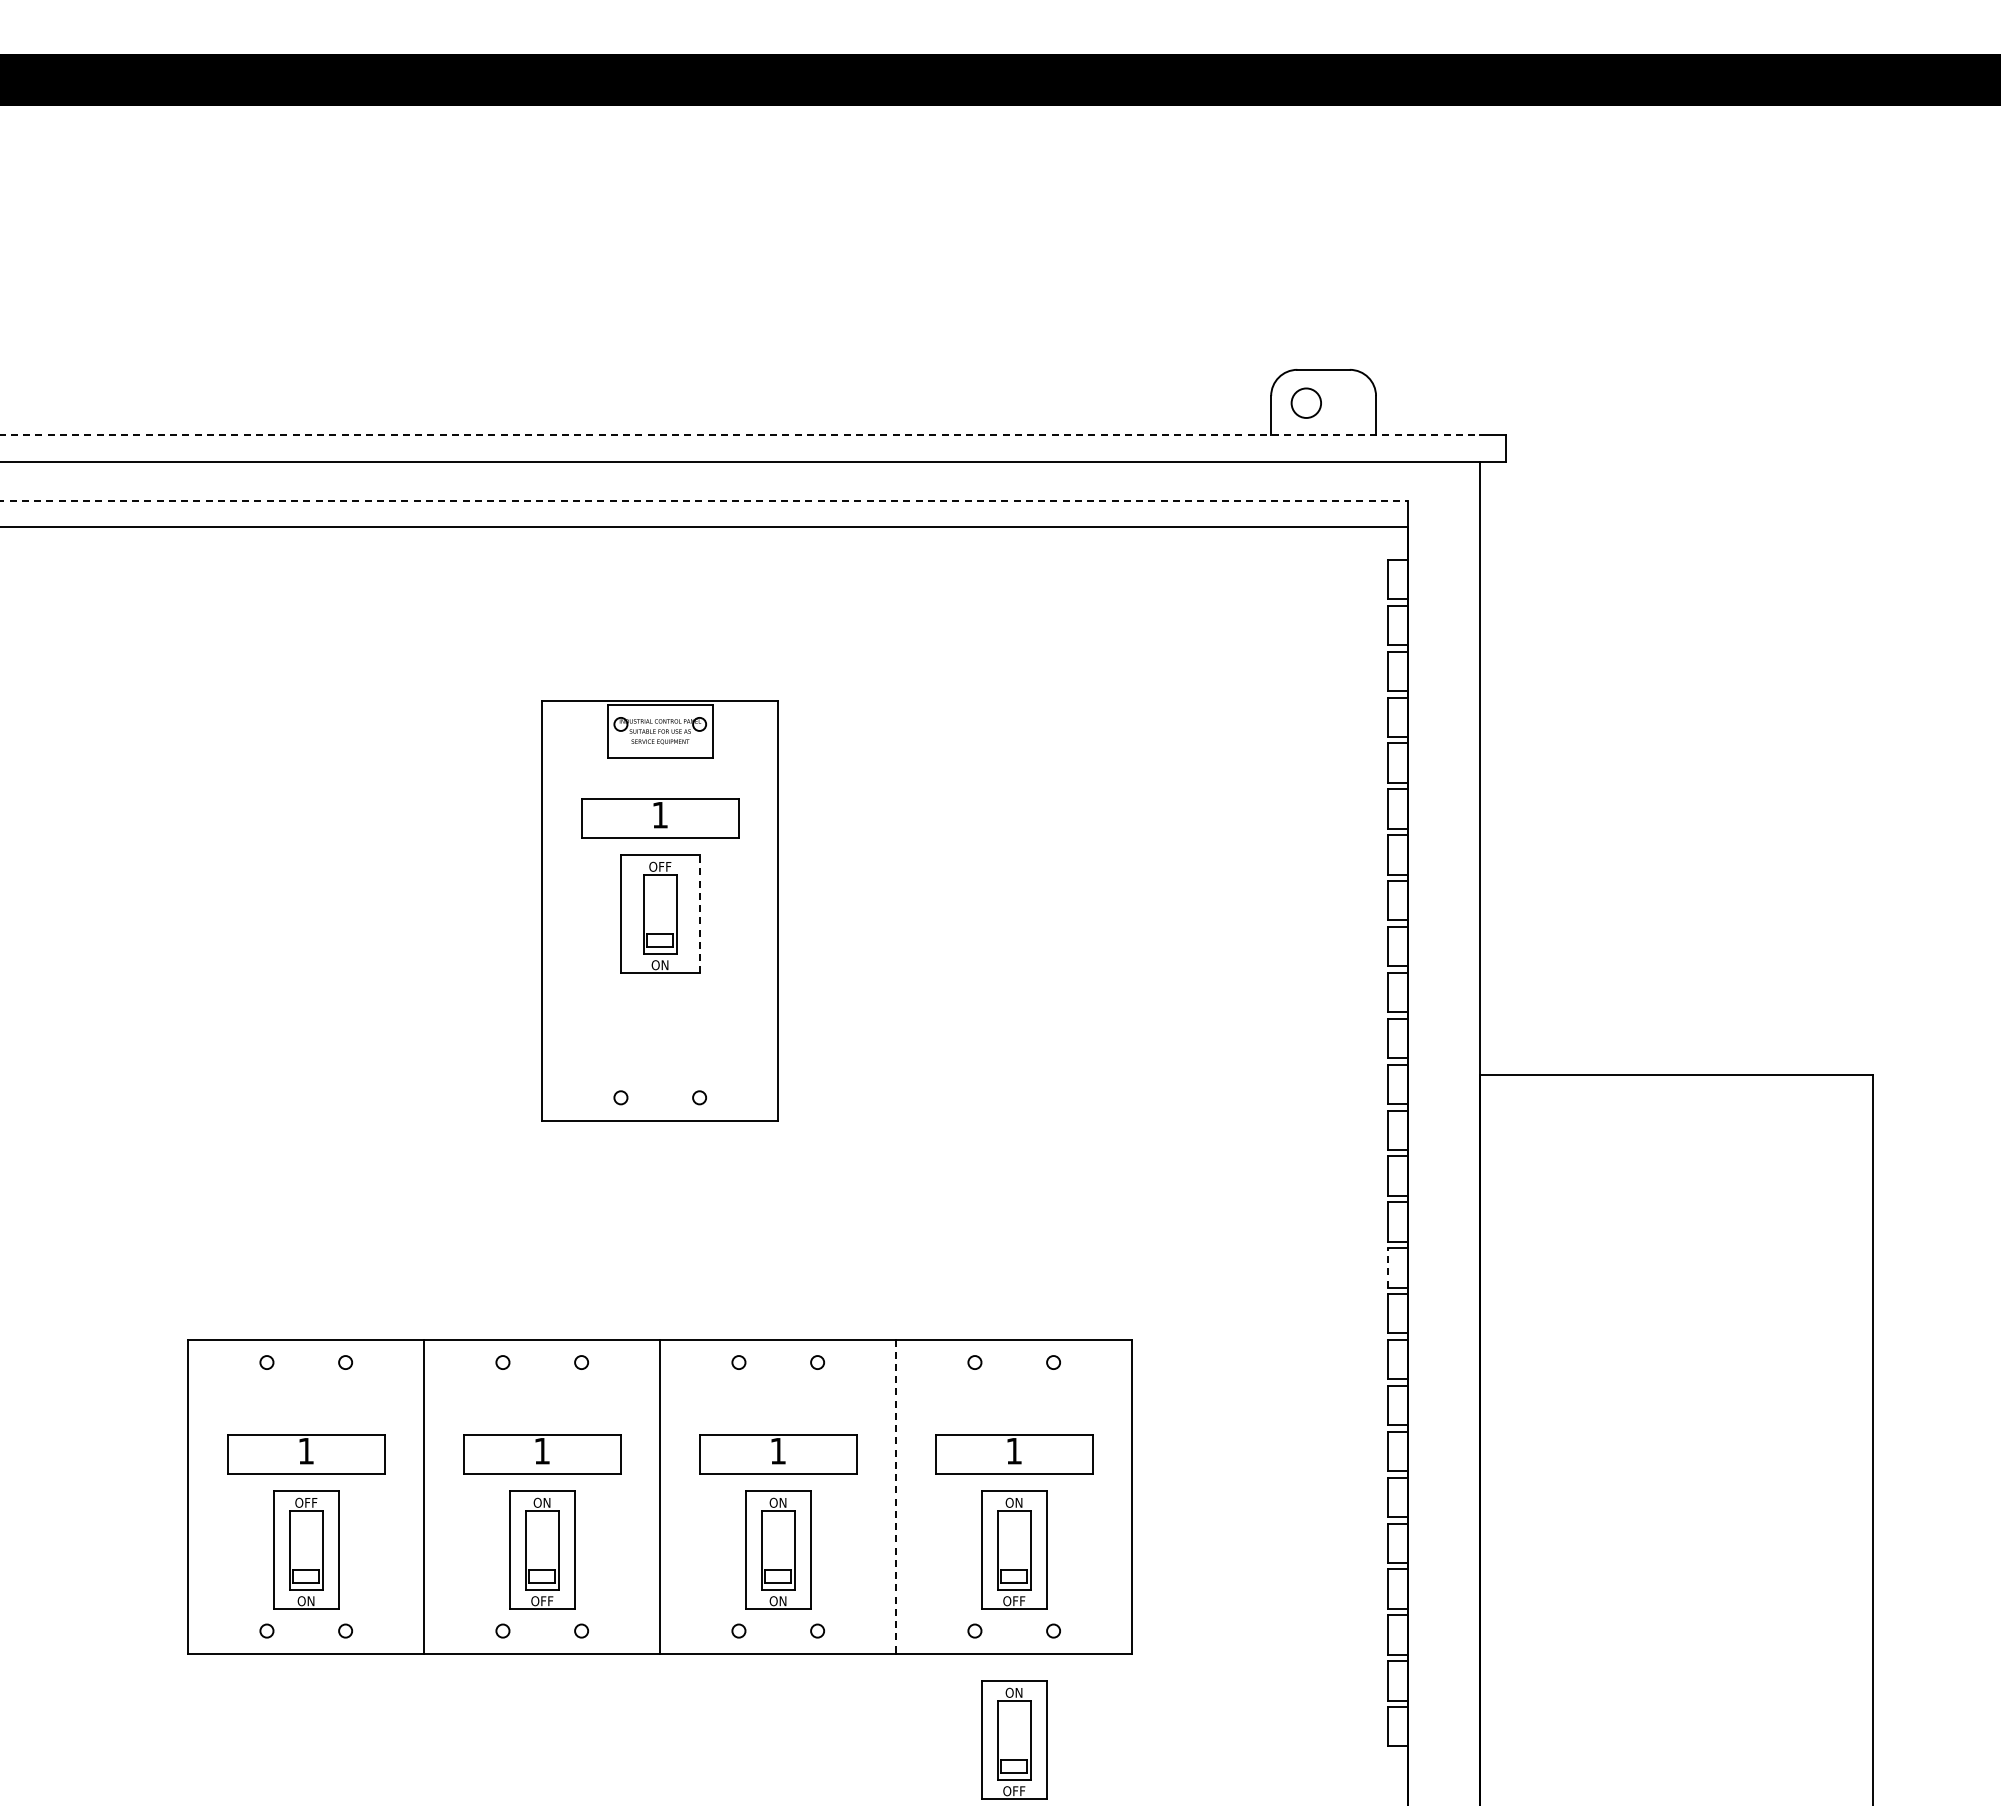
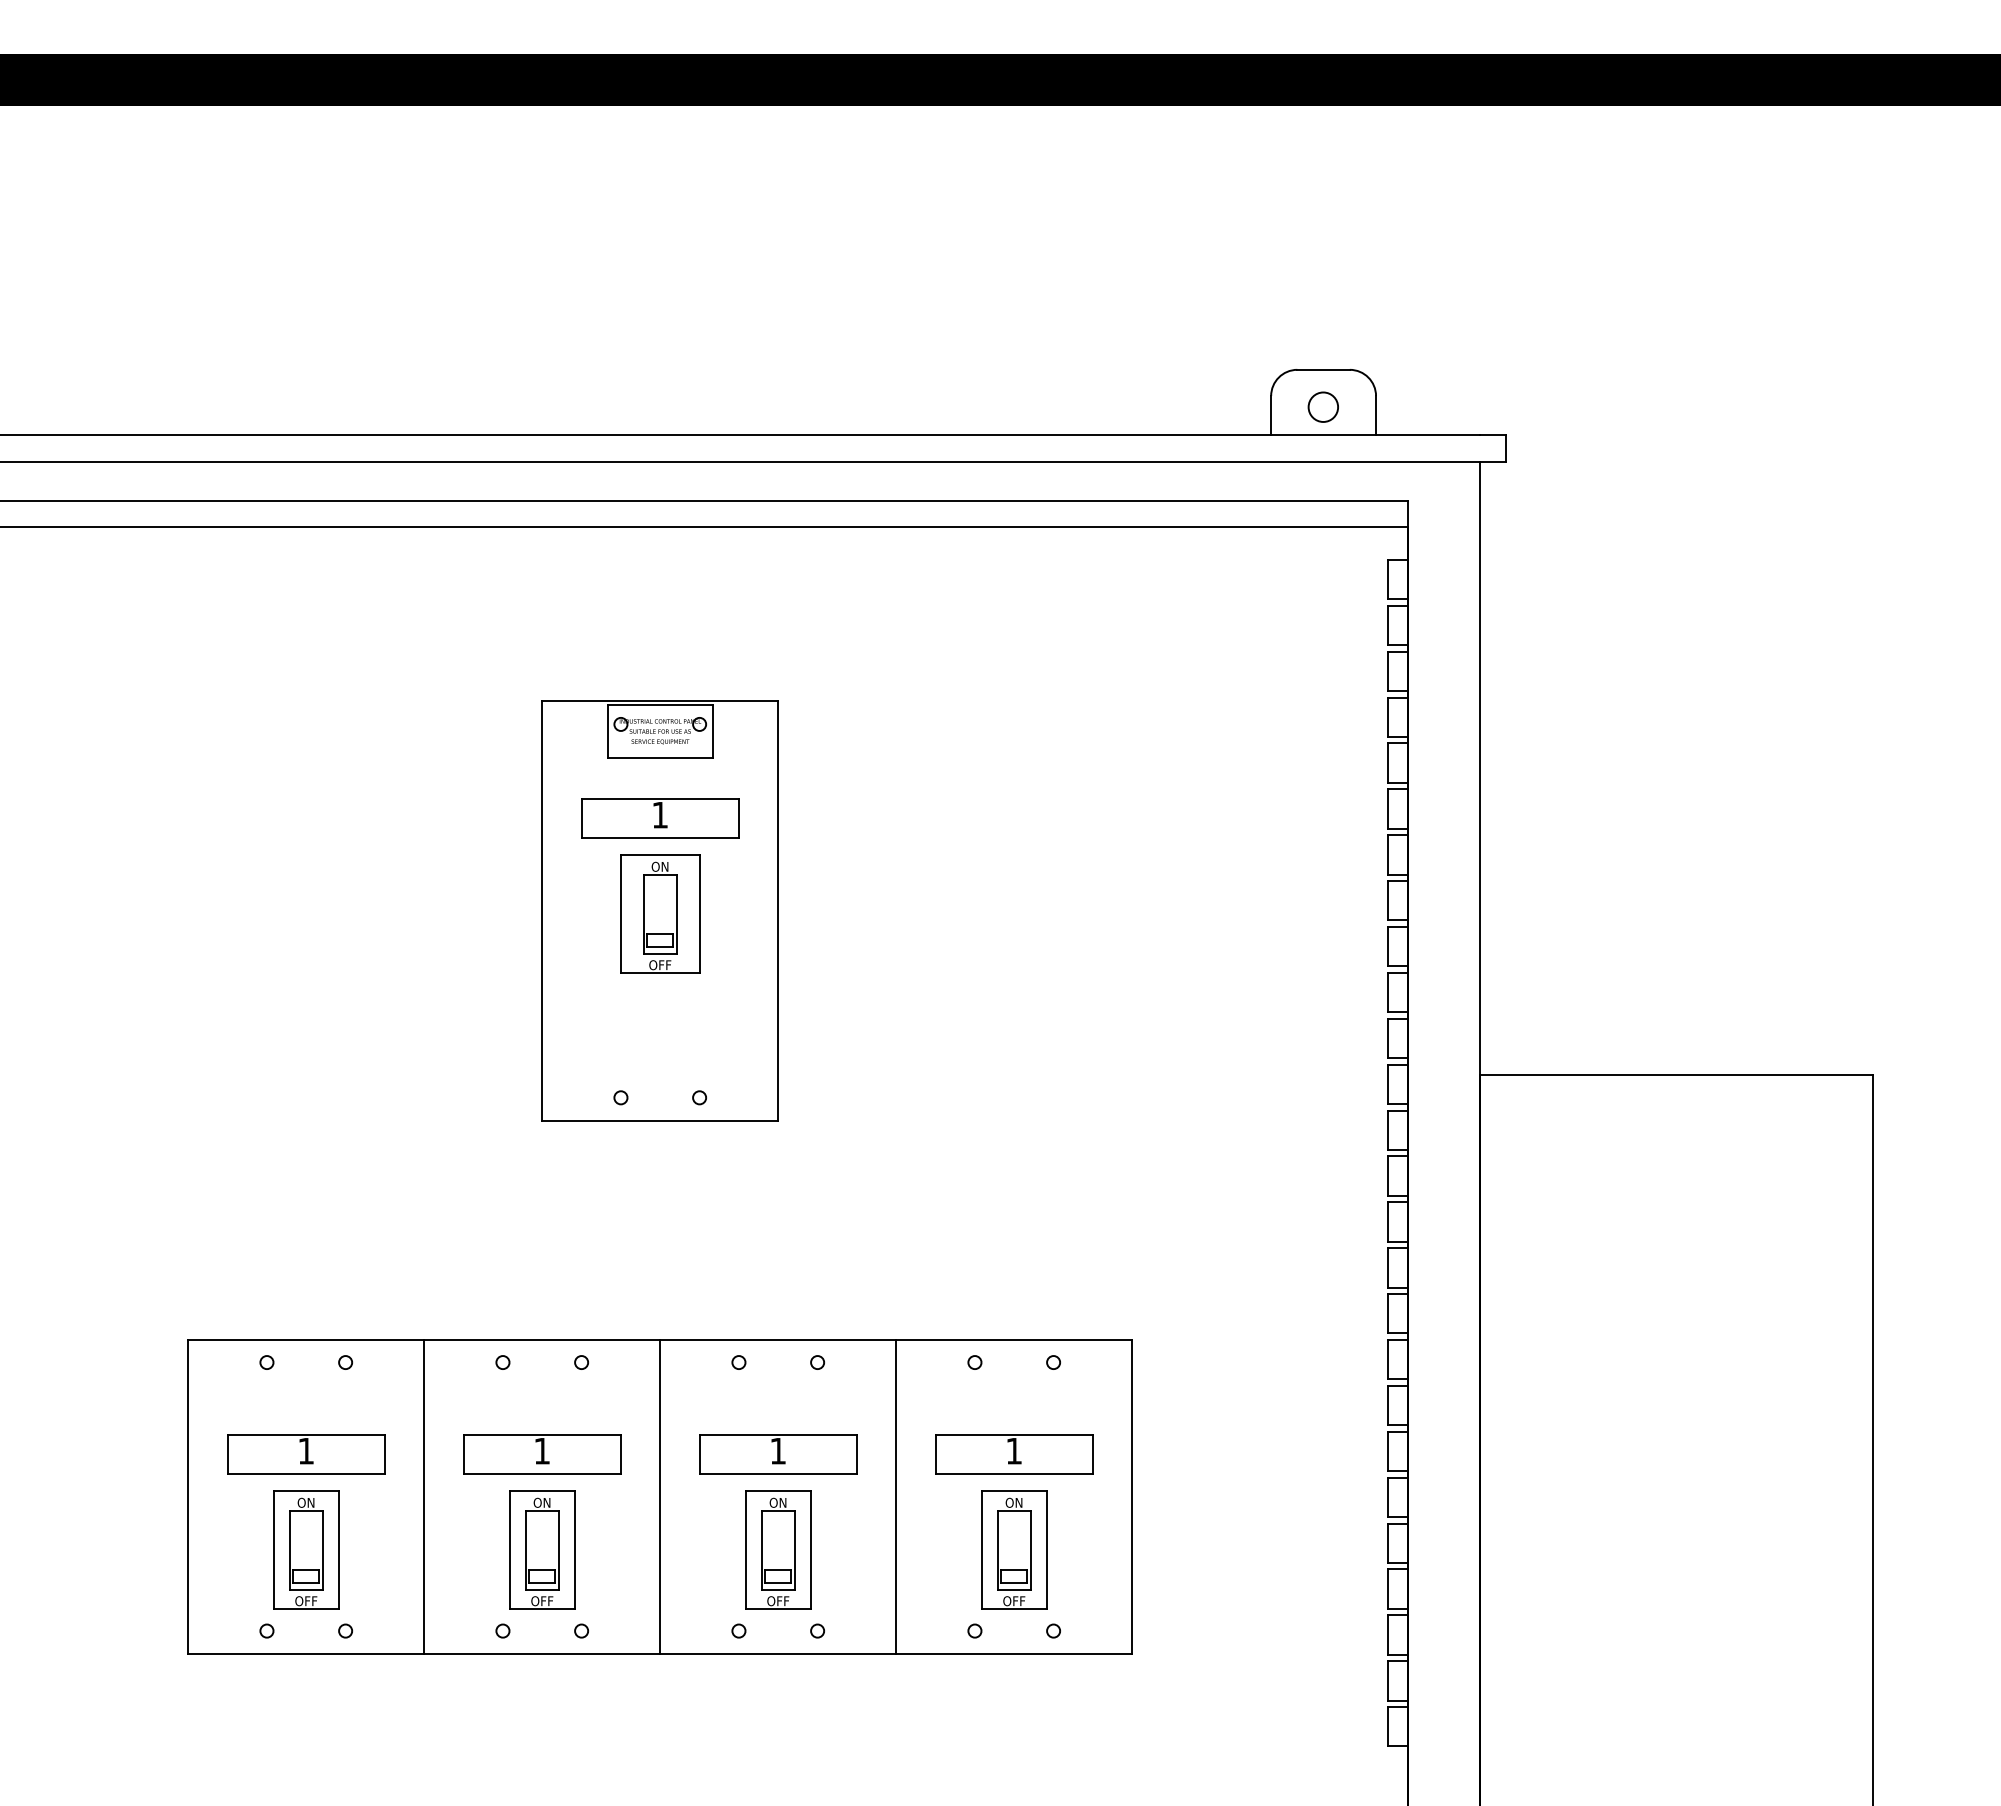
circle position: (1305, 402) -> (1322, 406) (1322, 406)
line: dashed -> solid (740, 435)
line: dashed -> solid (704, 500)
text: OFF -> ON (660, 866)
line: dashed -> solid (699, 914)
text: ON -> OFF (660, 965)
line: dashed -> solid (1388, 1267)
line: dashed -> solid (896, 1497)
text: OFF -> ON (306, 1502)
text: ON -> OFF (306, 1601)
text: ON -> OFF (778, 1601)
part: present -> none (1014, 1739)
